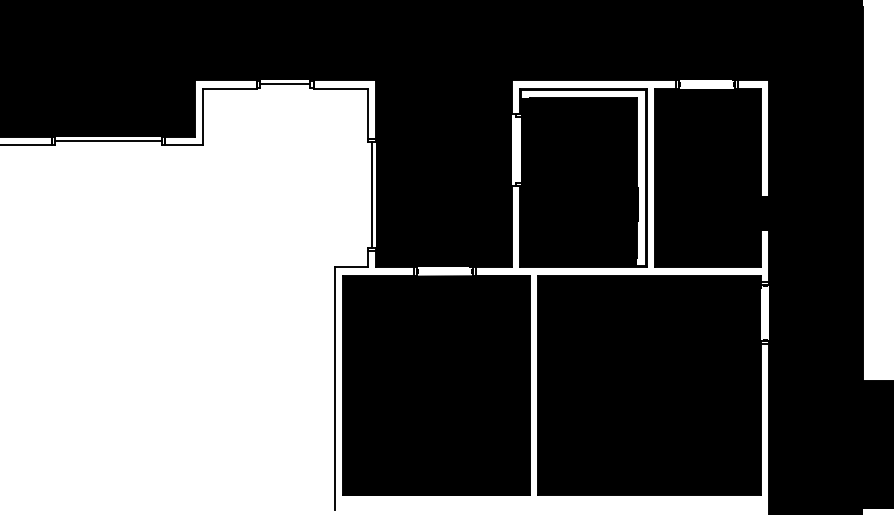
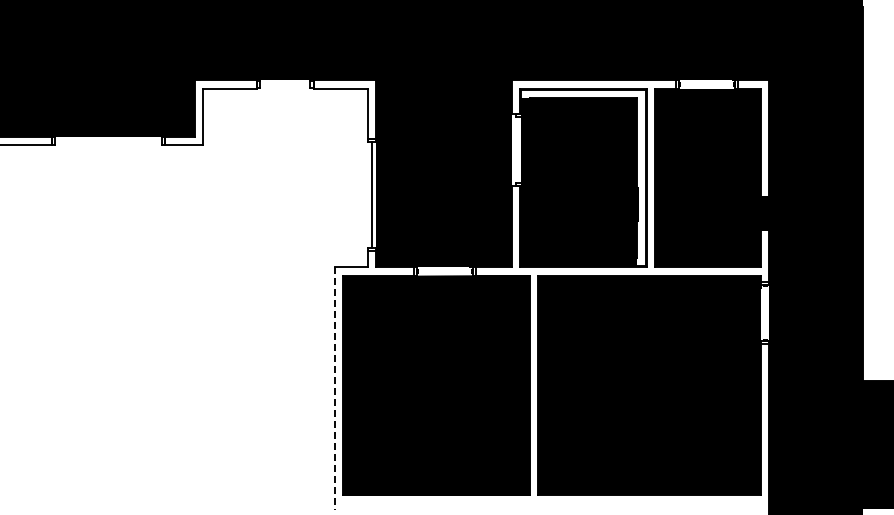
line: present -> none (285, 84)
line: present -> none (108, 140)
line: solid -> dashed (334, 388)
